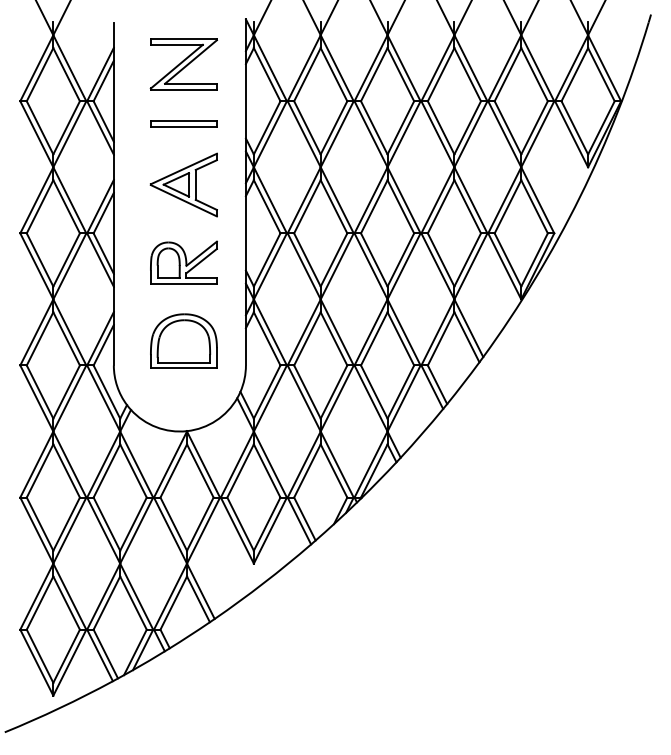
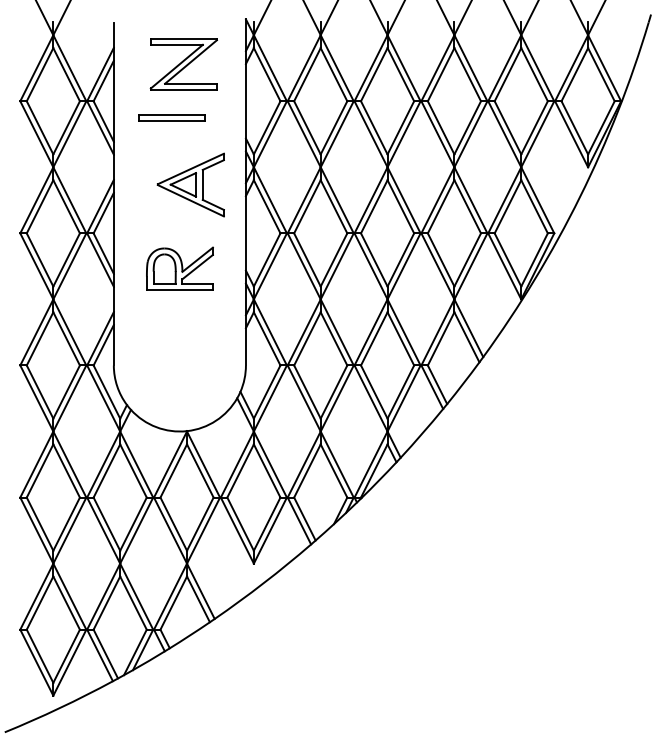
part position: (183, 123) -> (171, 117) (171, 117)
part position: (183, 184) -> (190, 184) (190, 184)
part position: (183, 262) -> (179, 268) (179, 268)
part: present -> none (183, 340)
